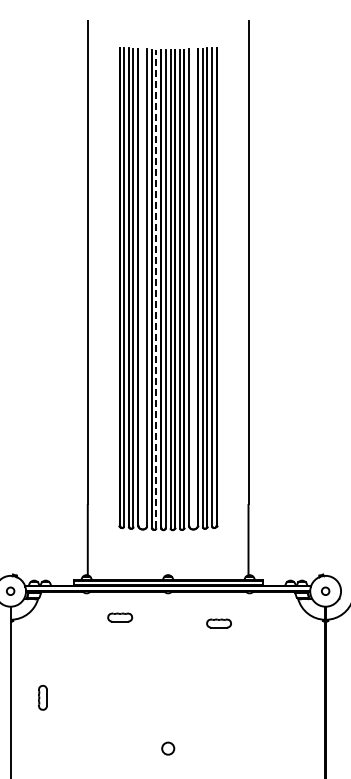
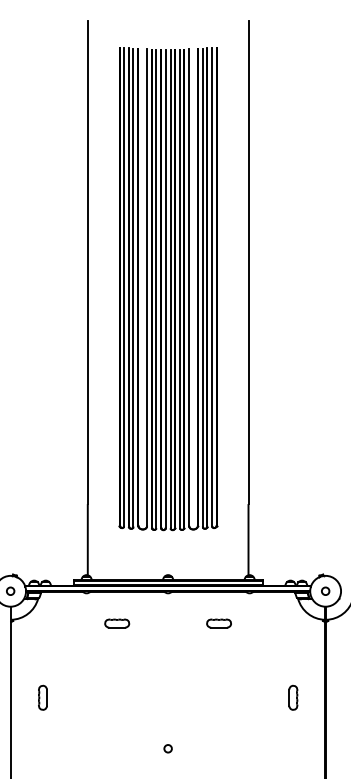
line: dashed -> solid (156, 288)
part position: (120, 617) -> (117, 623) (117, 623)
part: none -> present (293, 697)
circle size: 15x15 px -> 10x10 px (167, 748)
